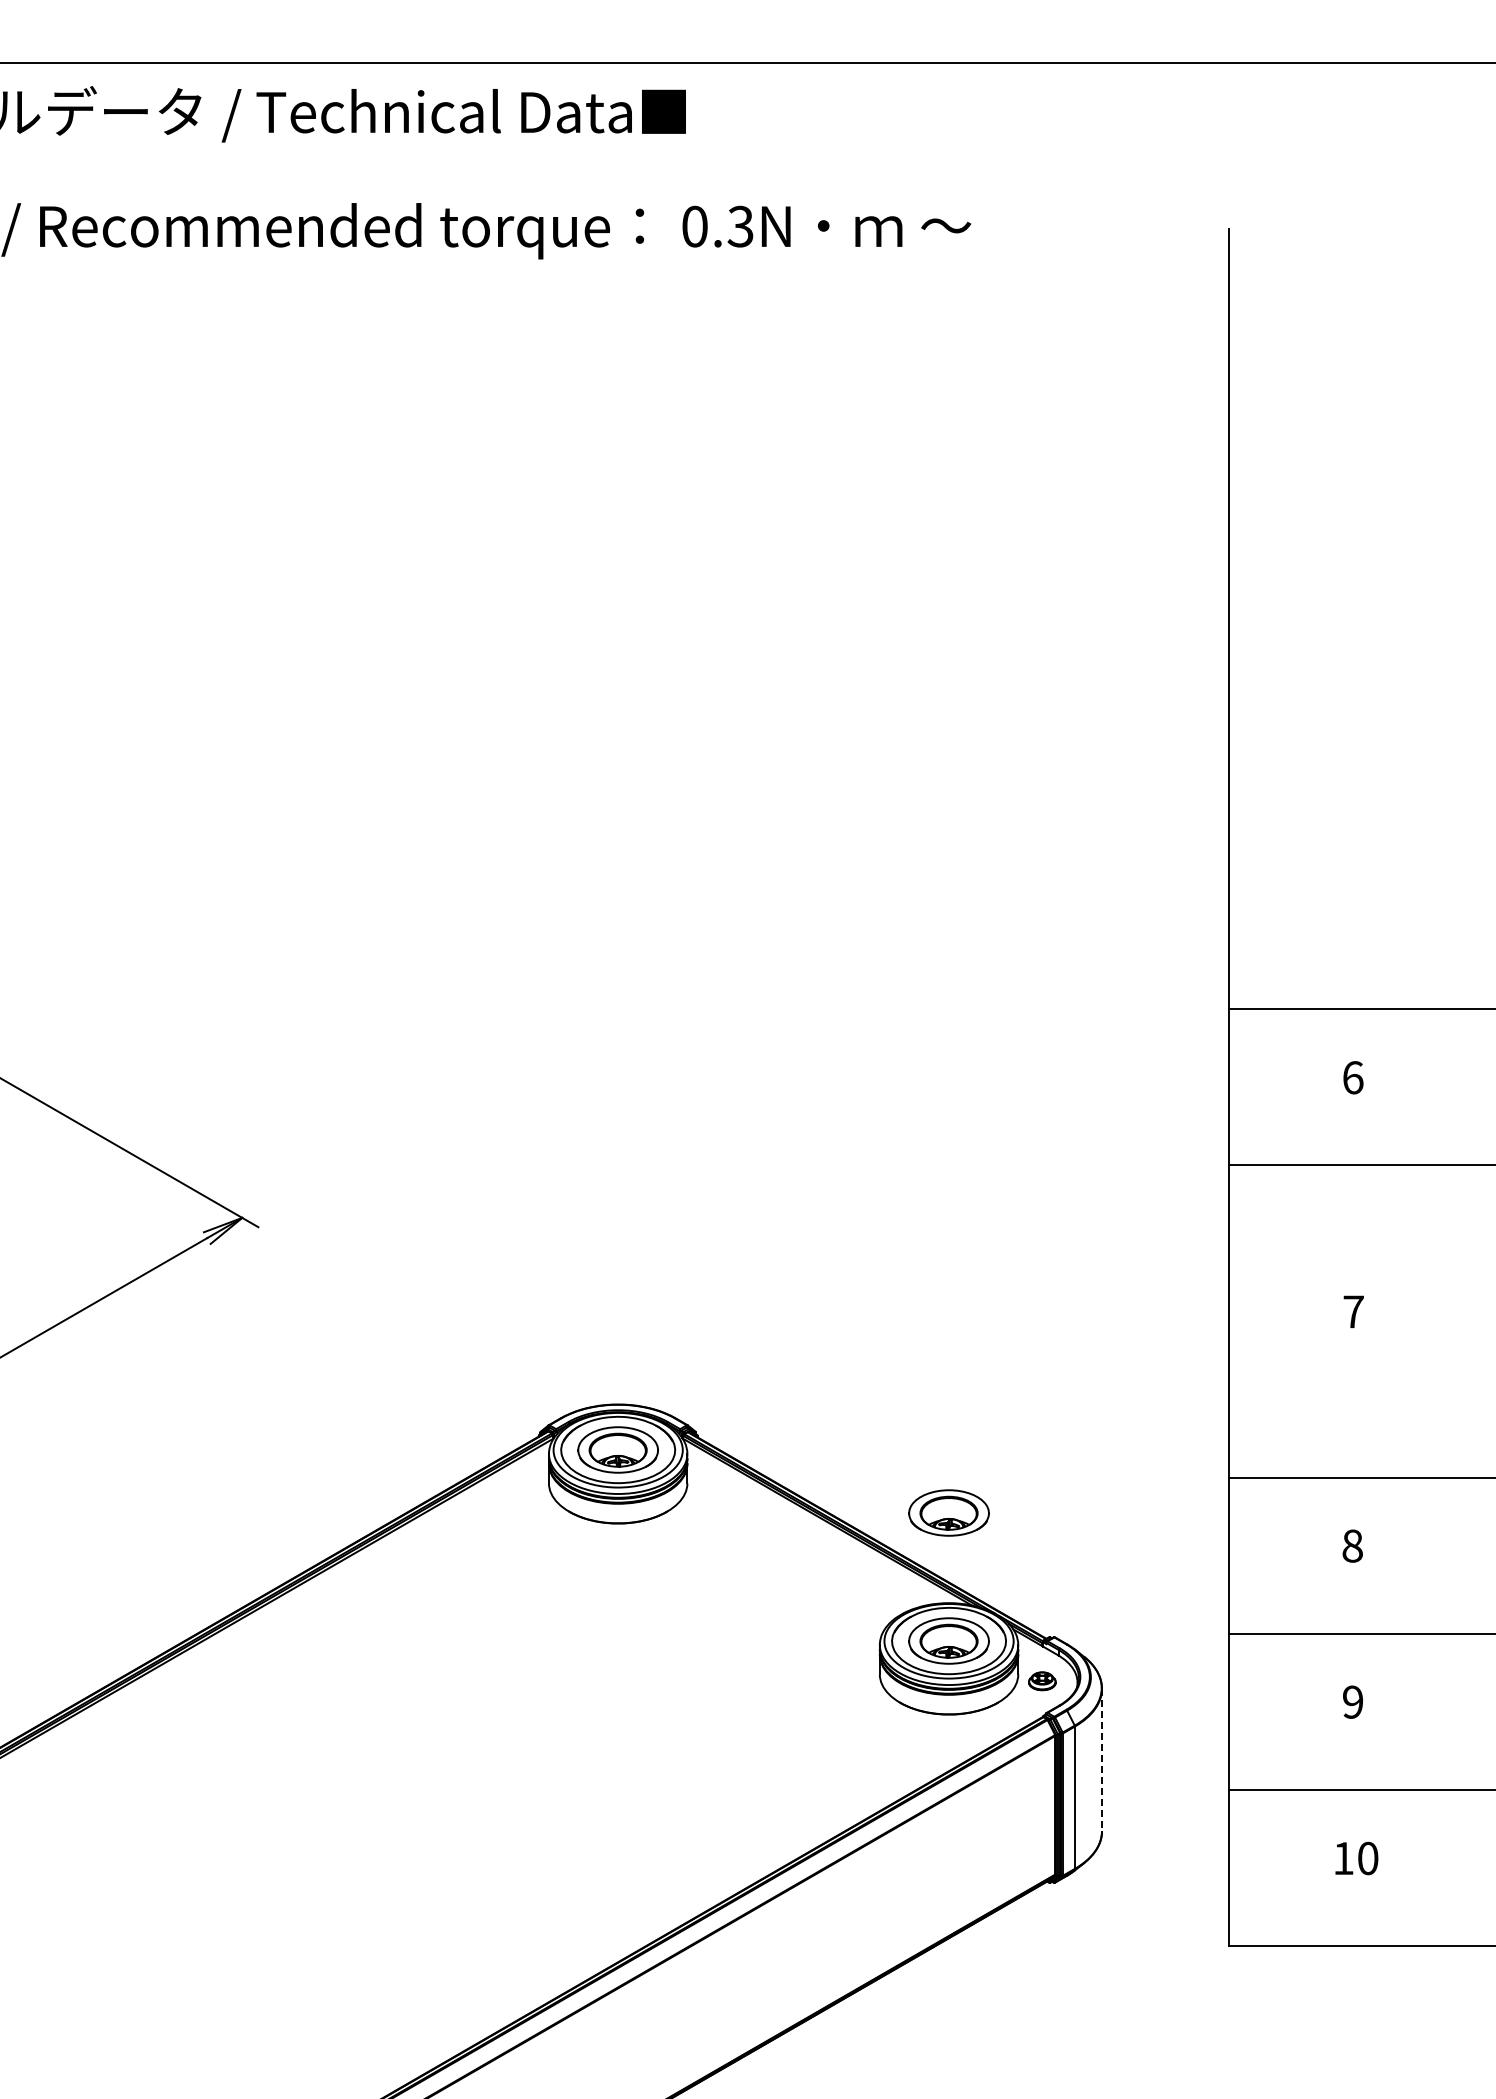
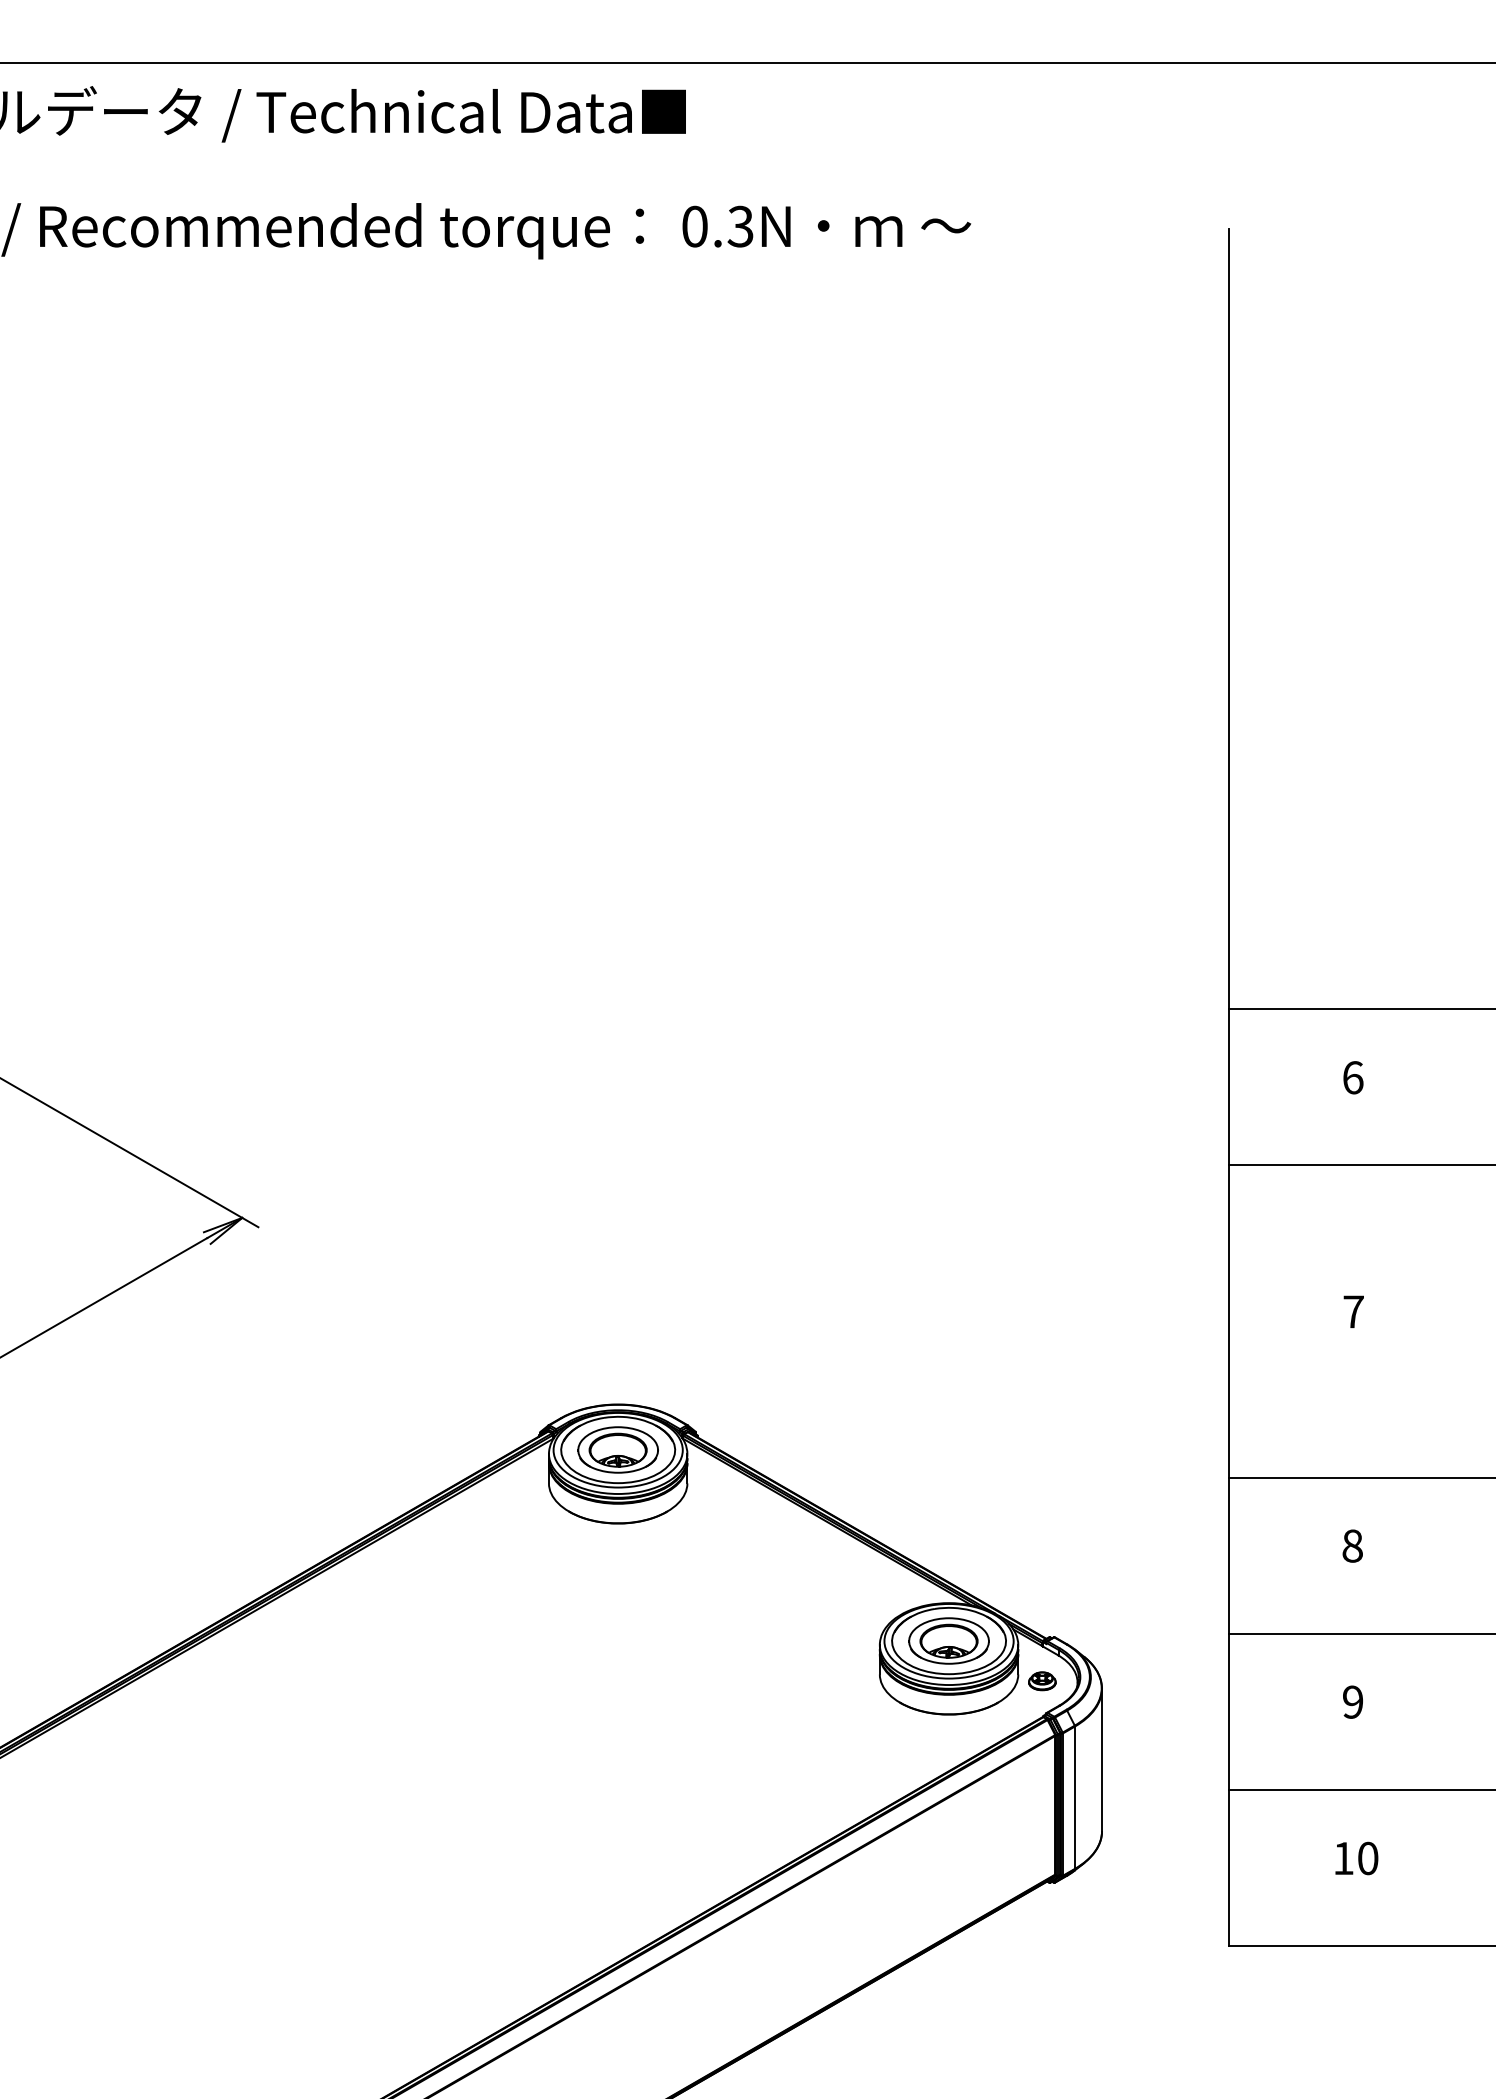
part: present -> none (948, 1512)
line: dashed -> solid (1102, 1760)
